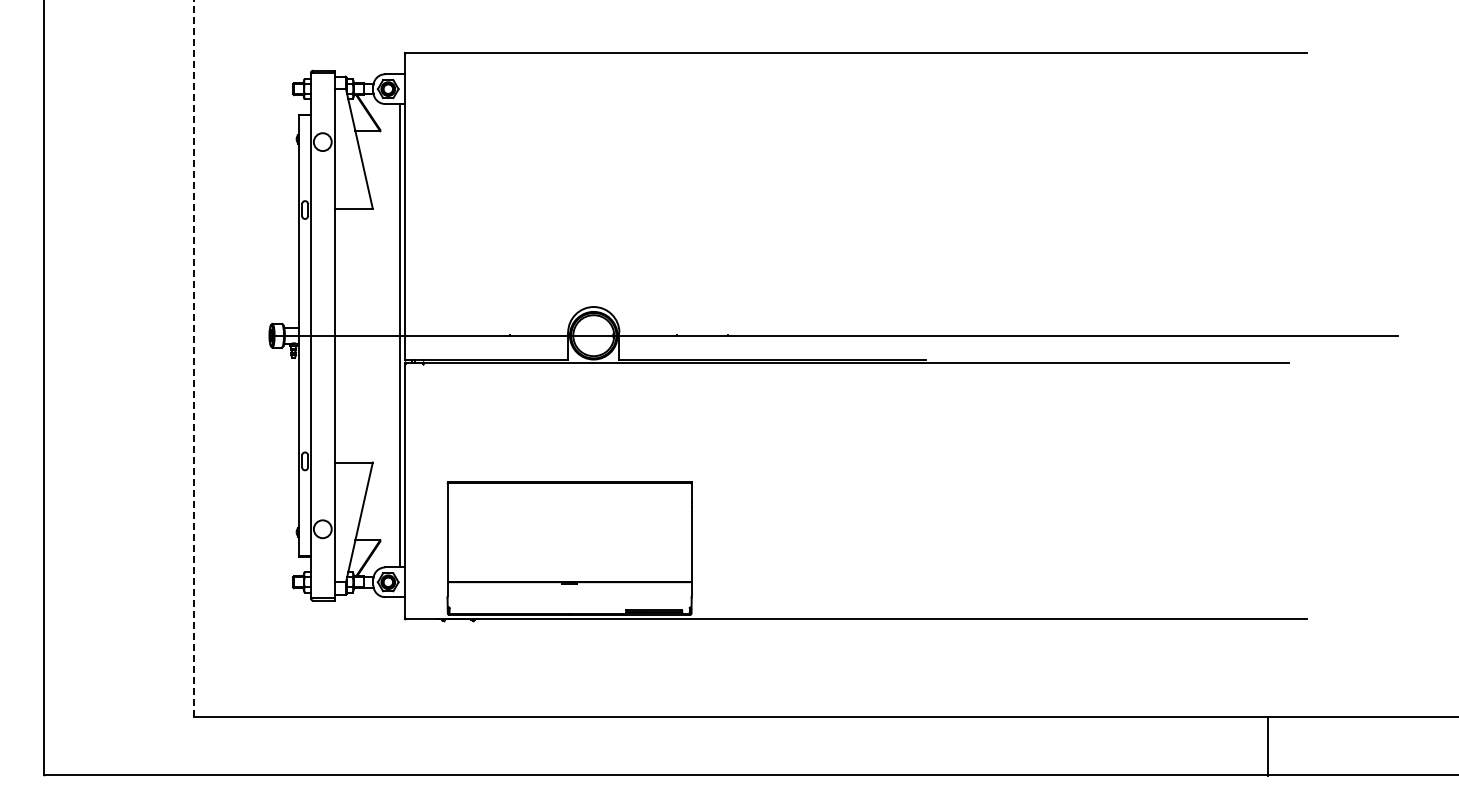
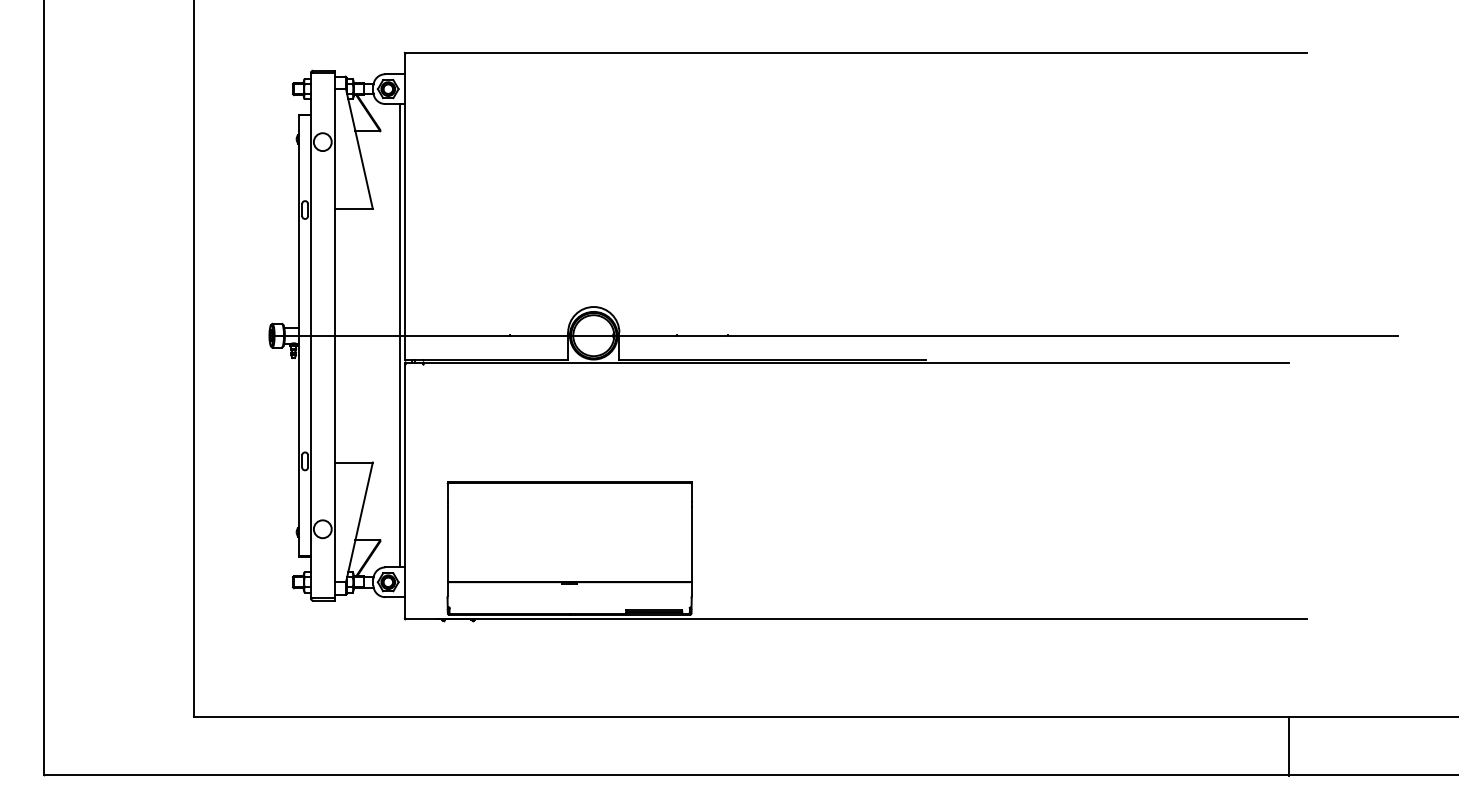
line: dashed -> solid (193, 358)
line position: (1267, 746) -> (1288, 746) (1288, 746)
